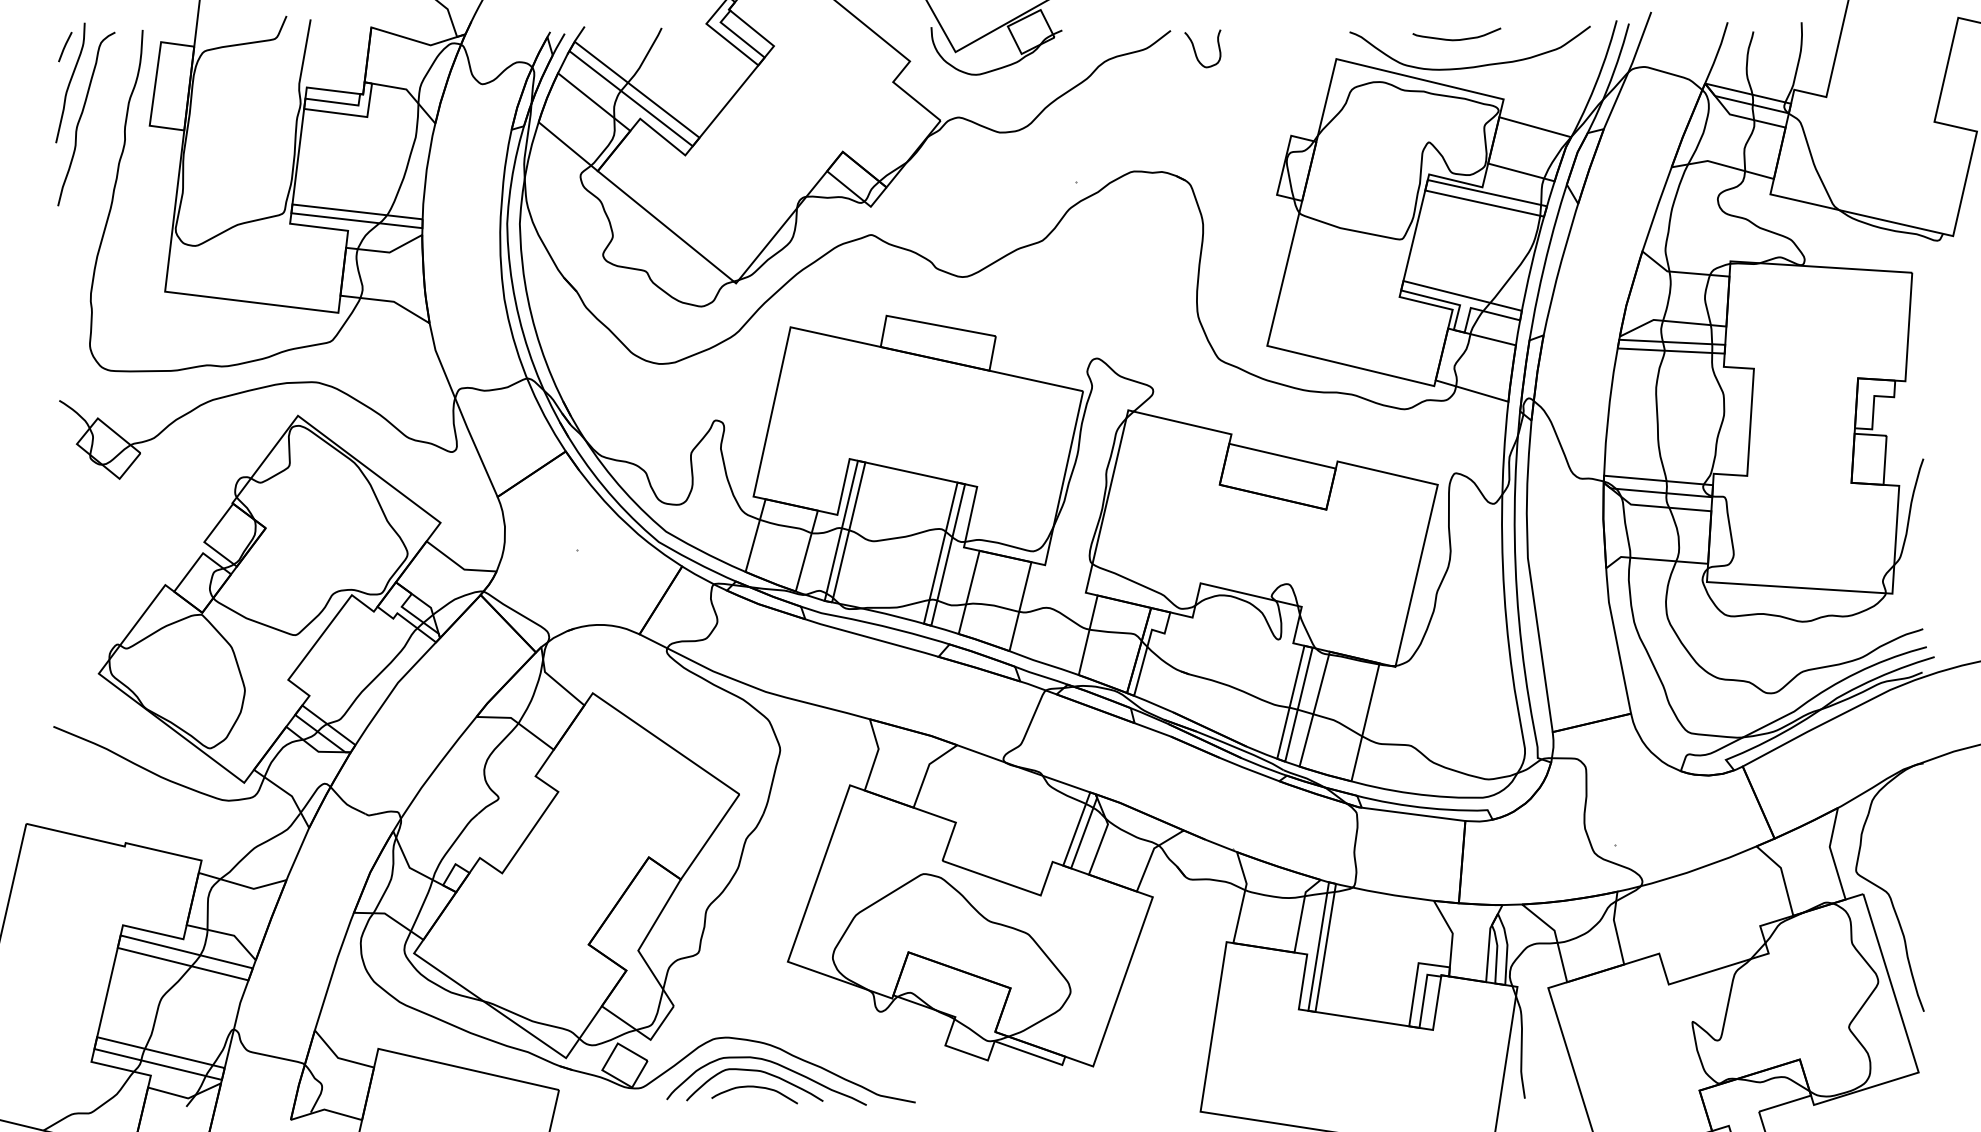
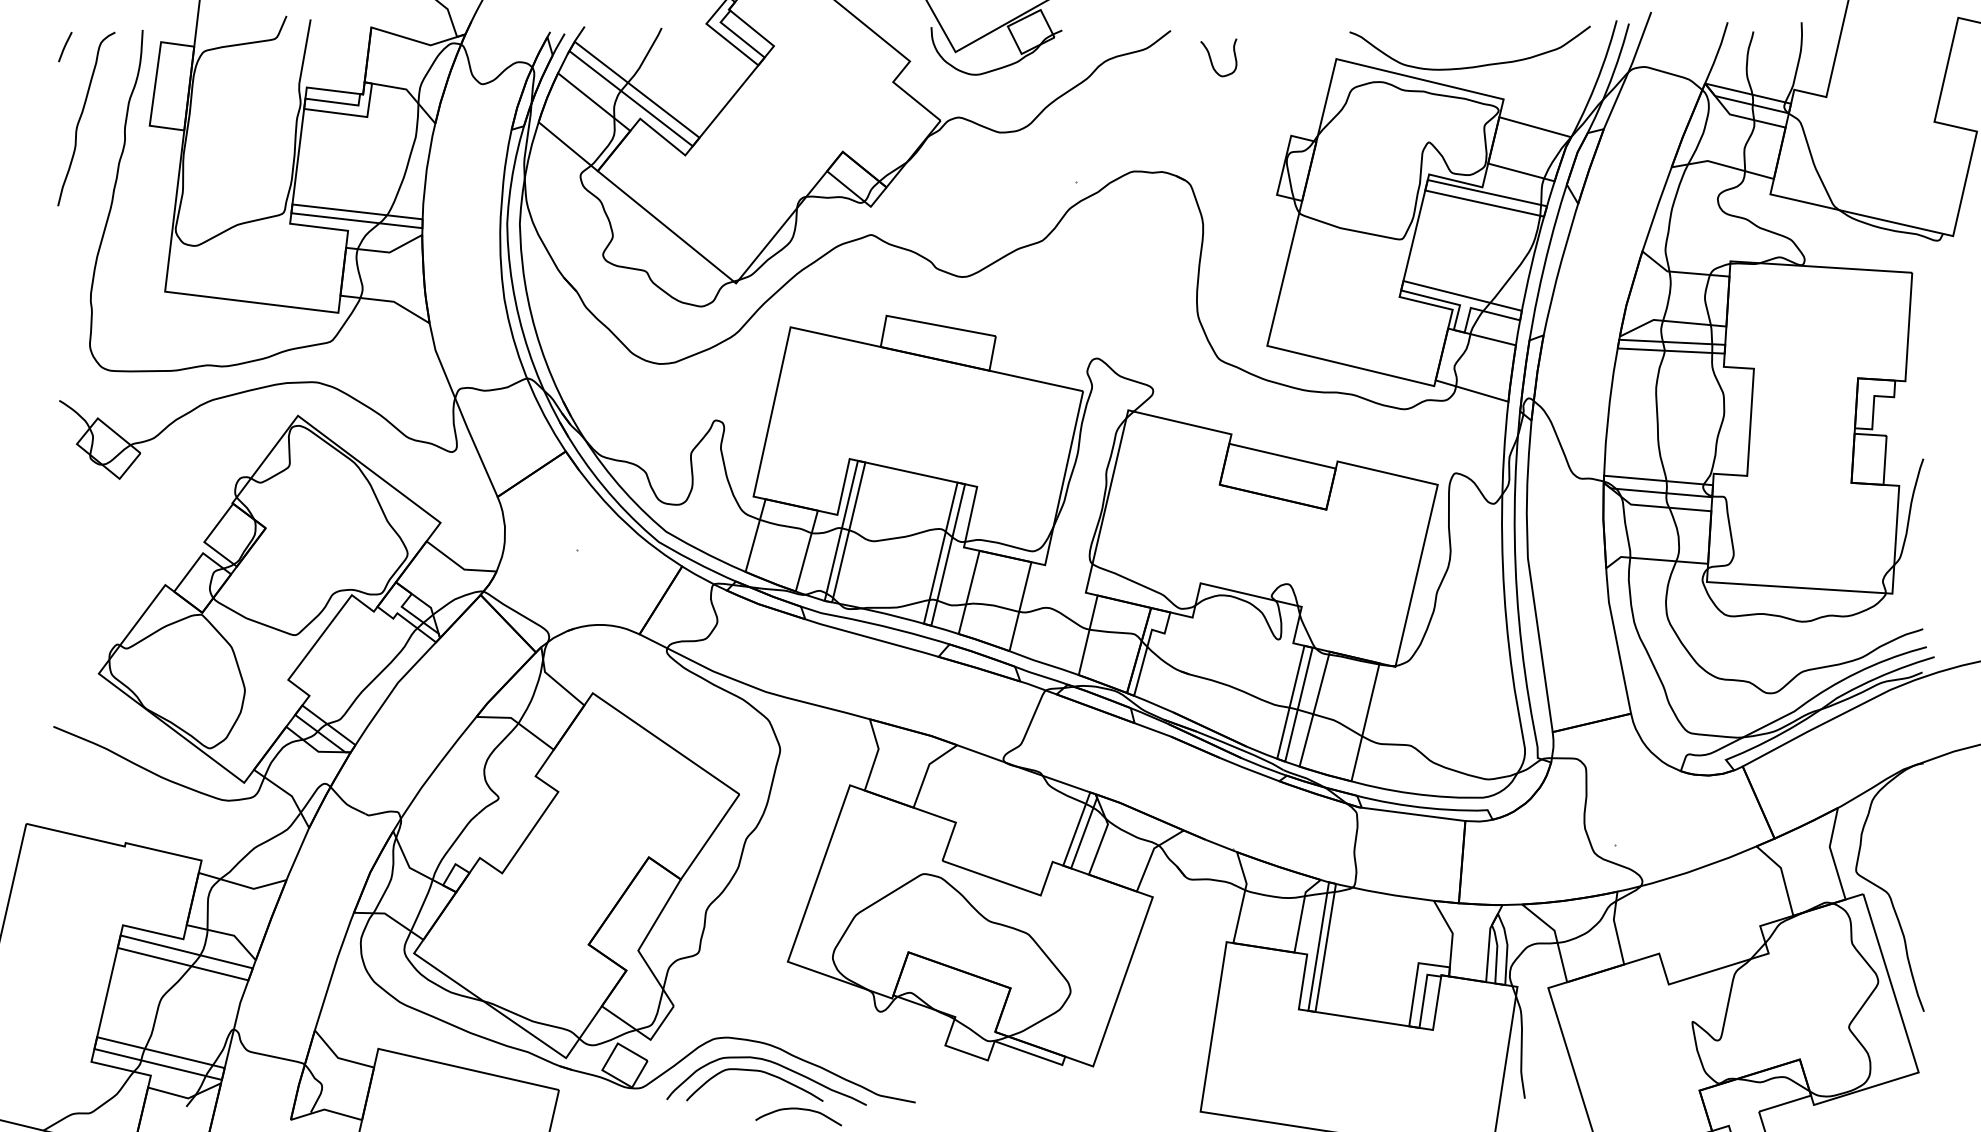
curve: present -> none (1456, 39)
curve position: (1195, 49) -> (1211, 58) (1211, 58)
curve: present -> none (70, 82)
curve position: (754, 1087) -> (798, 1109) (798, 1109)
